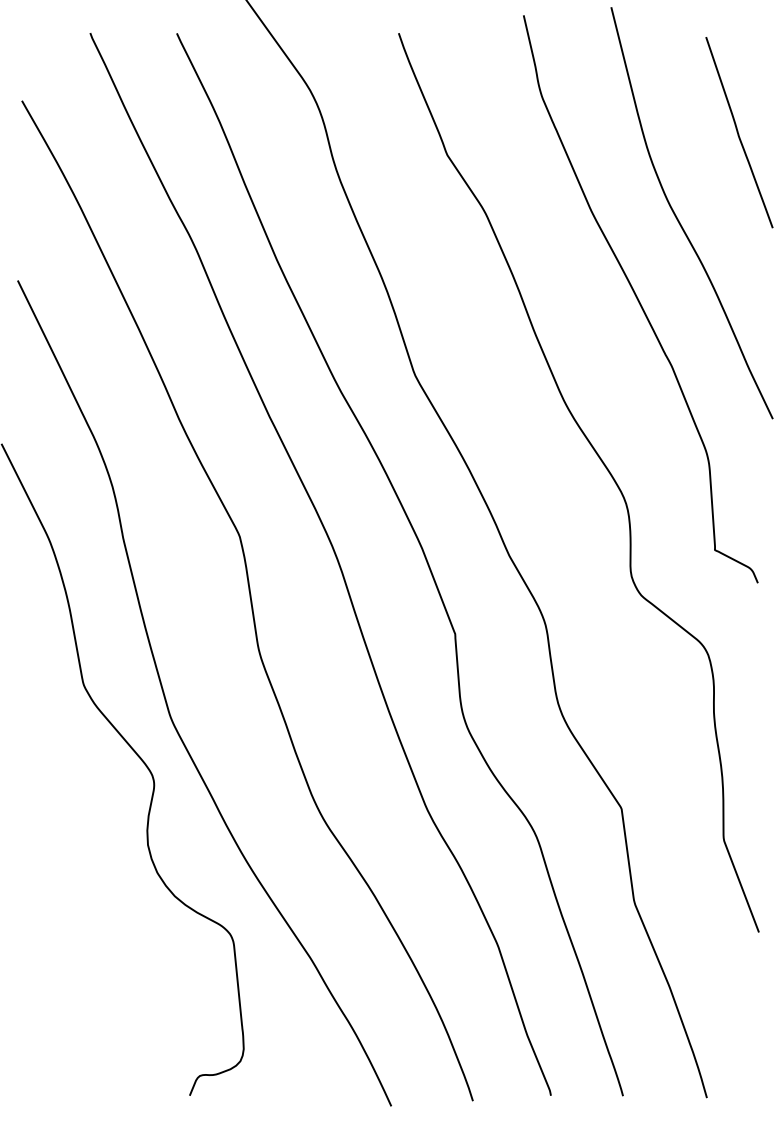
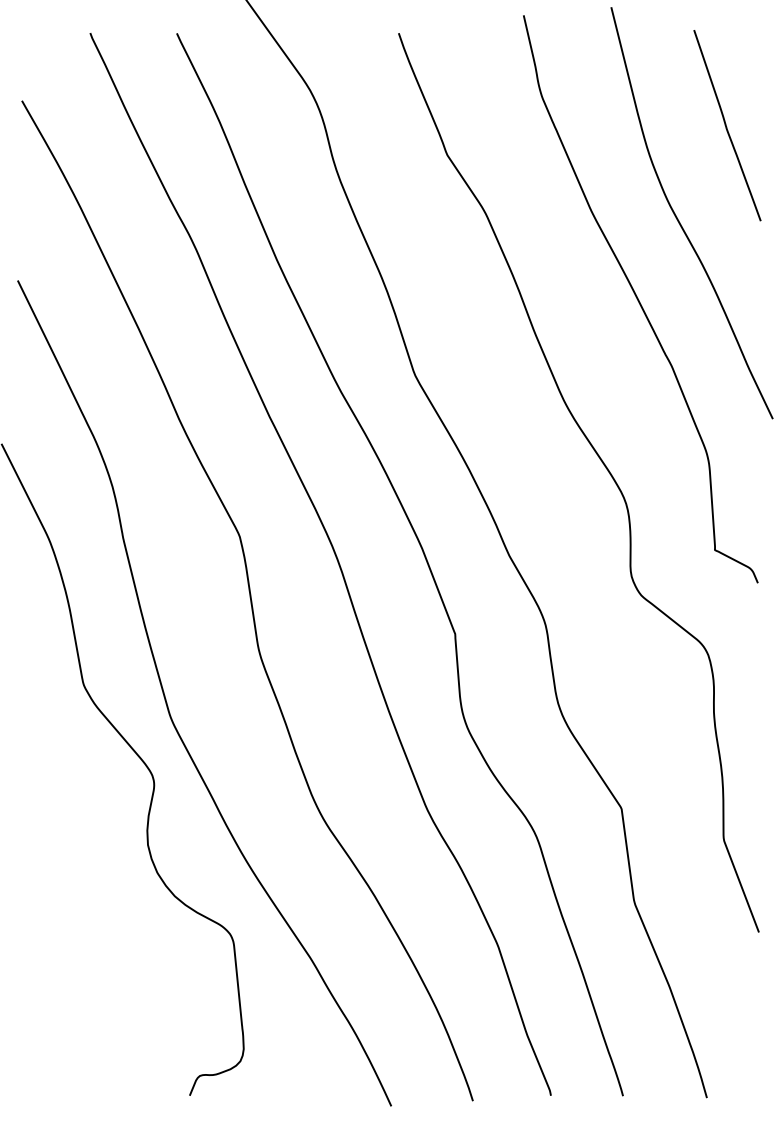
curve position: (738, 132) -> (726, 125) (726, 125)
